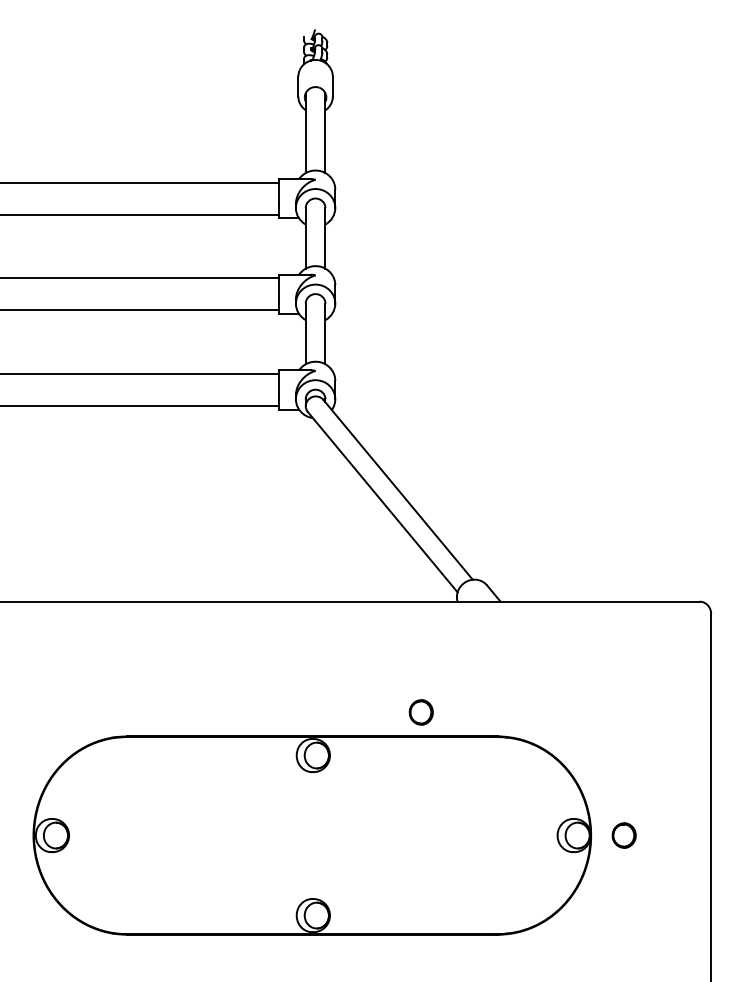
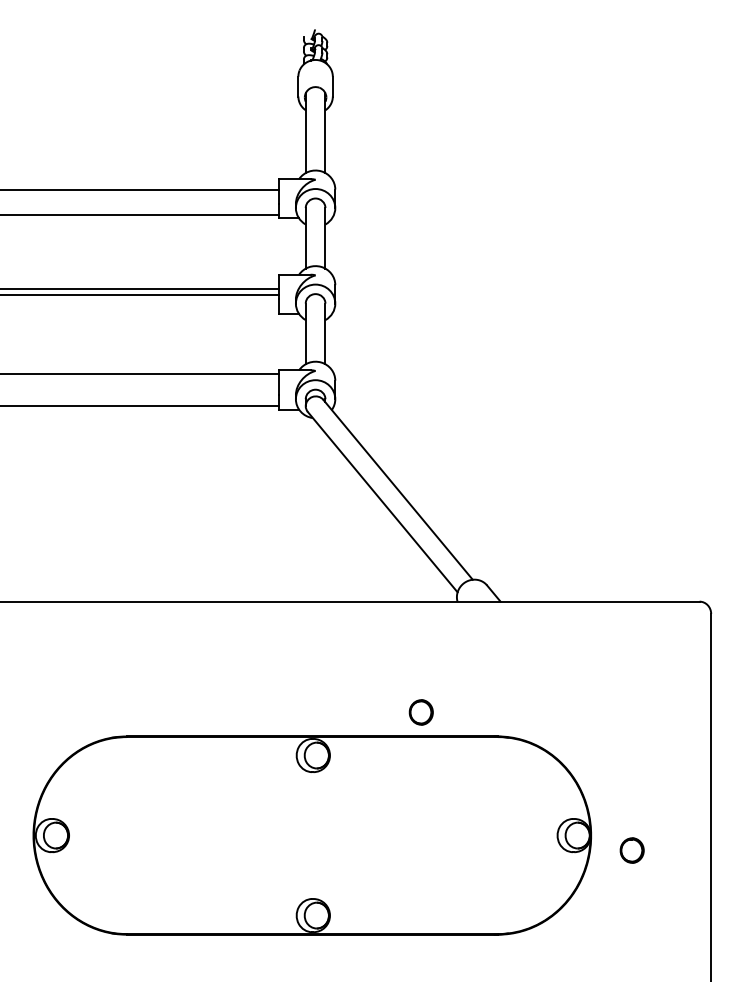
line position: (140, 182) -> (140, 189) (140, 189)
line position: (140, 278) -> (140, 289) (140, 289)
line position: (140, 310) -> (140, 295) (140, 295)
part position: (623, 835) -> (631, 850) (631, 850)
